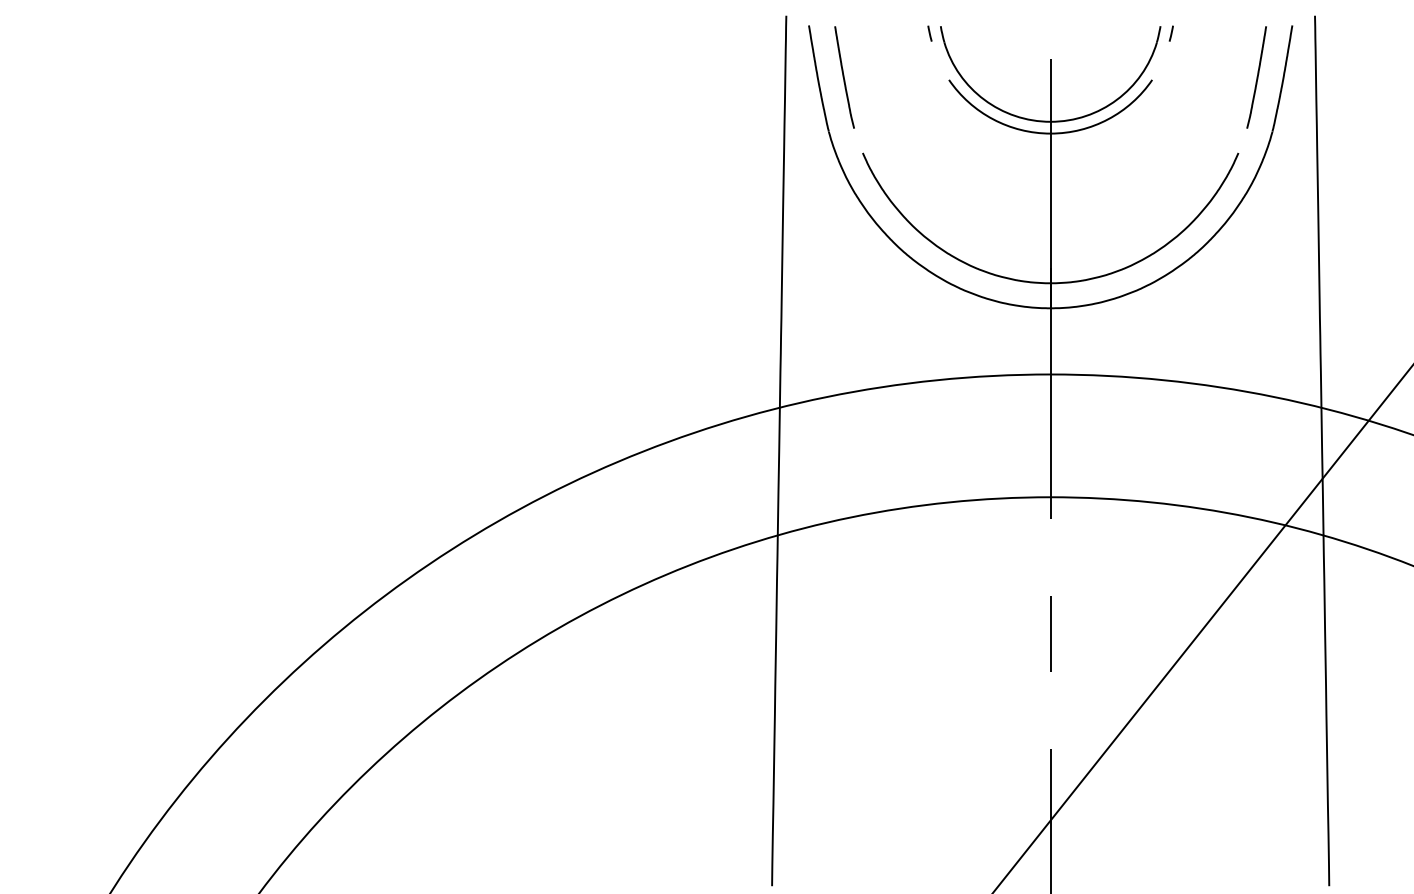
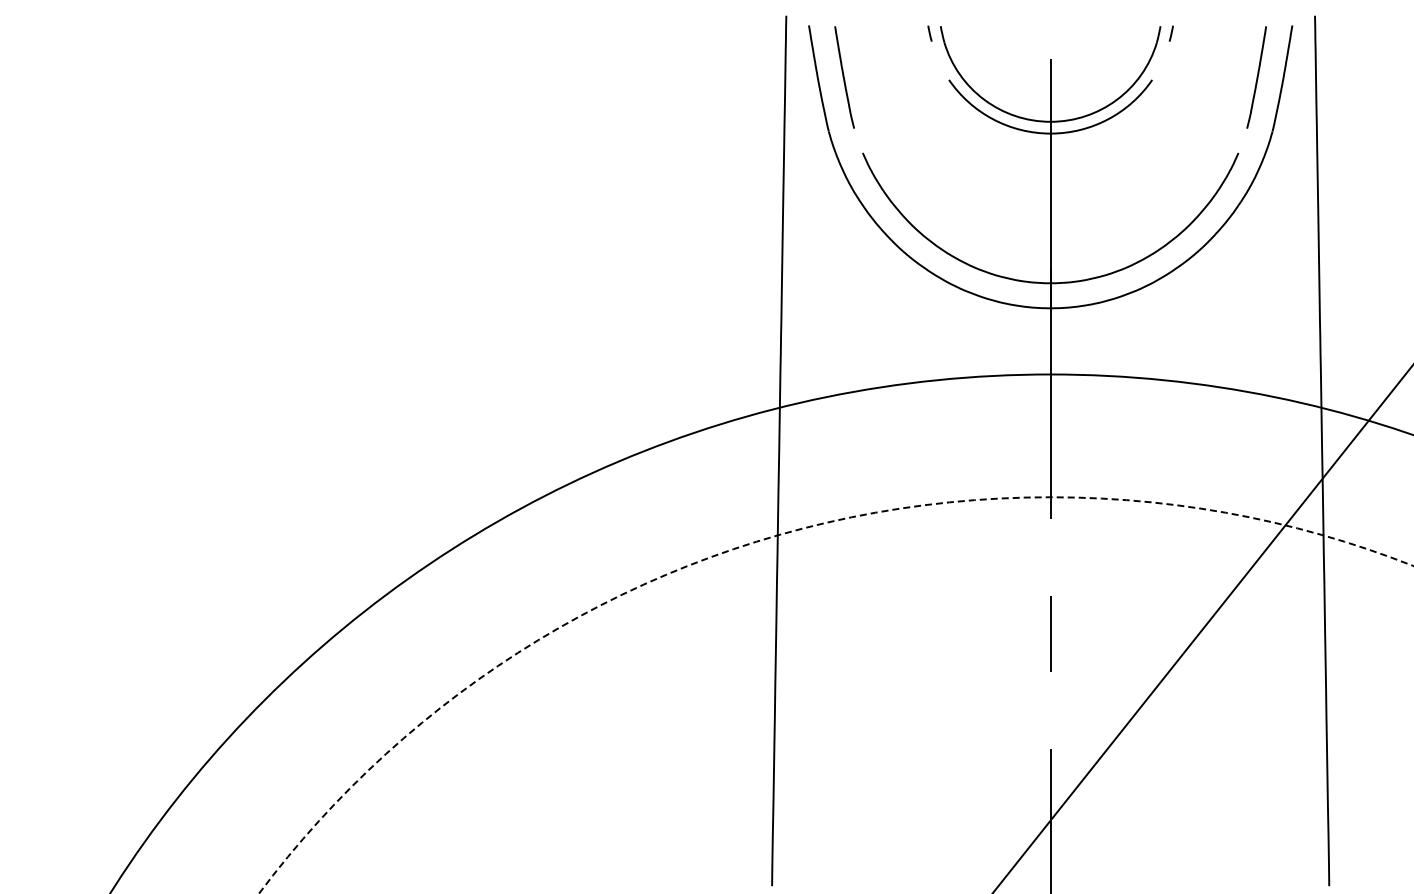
circle: solid -> dashed (836, 695)
